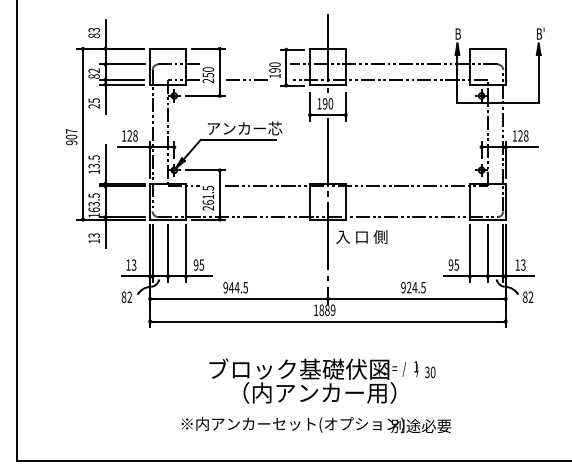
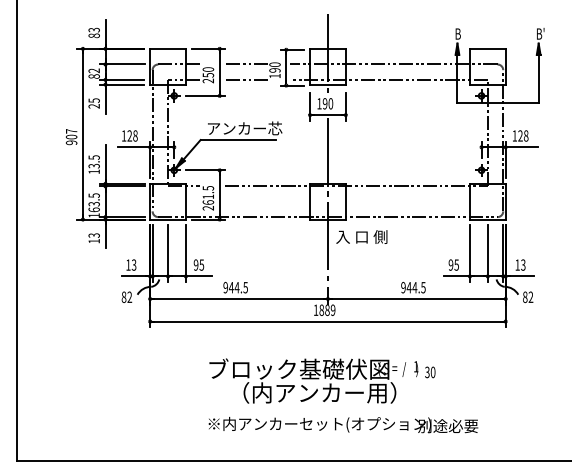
line: none -> present (246, 64)
text: 924.5 -> 944.5 (408, 287)
text position: (316, 425) -> (343, 425) (343, 425)
